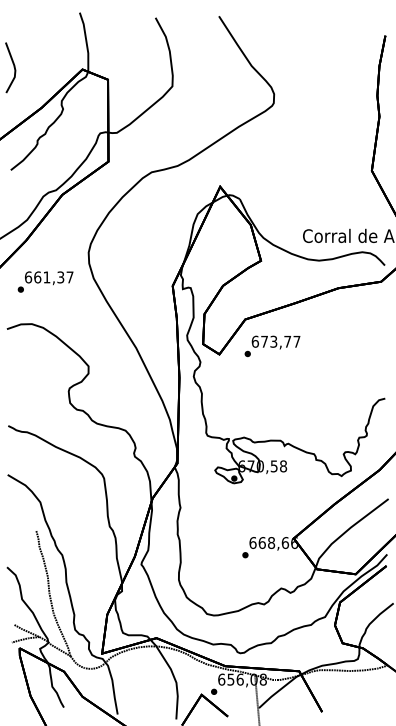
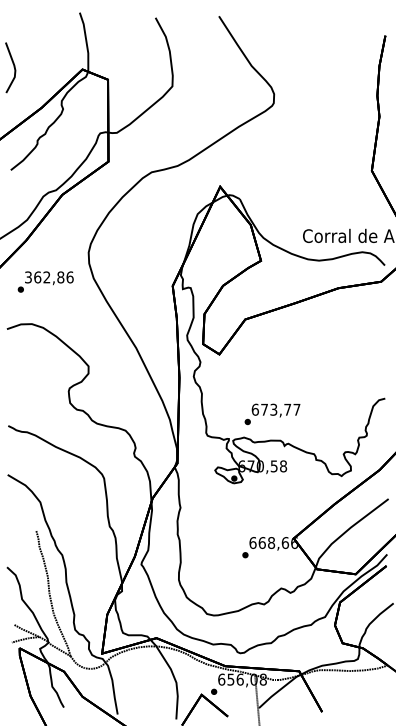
text: 661,37 -> 362,86 (48, 277)
text position: (272, 346) -> (272, 414) (272, 414)
